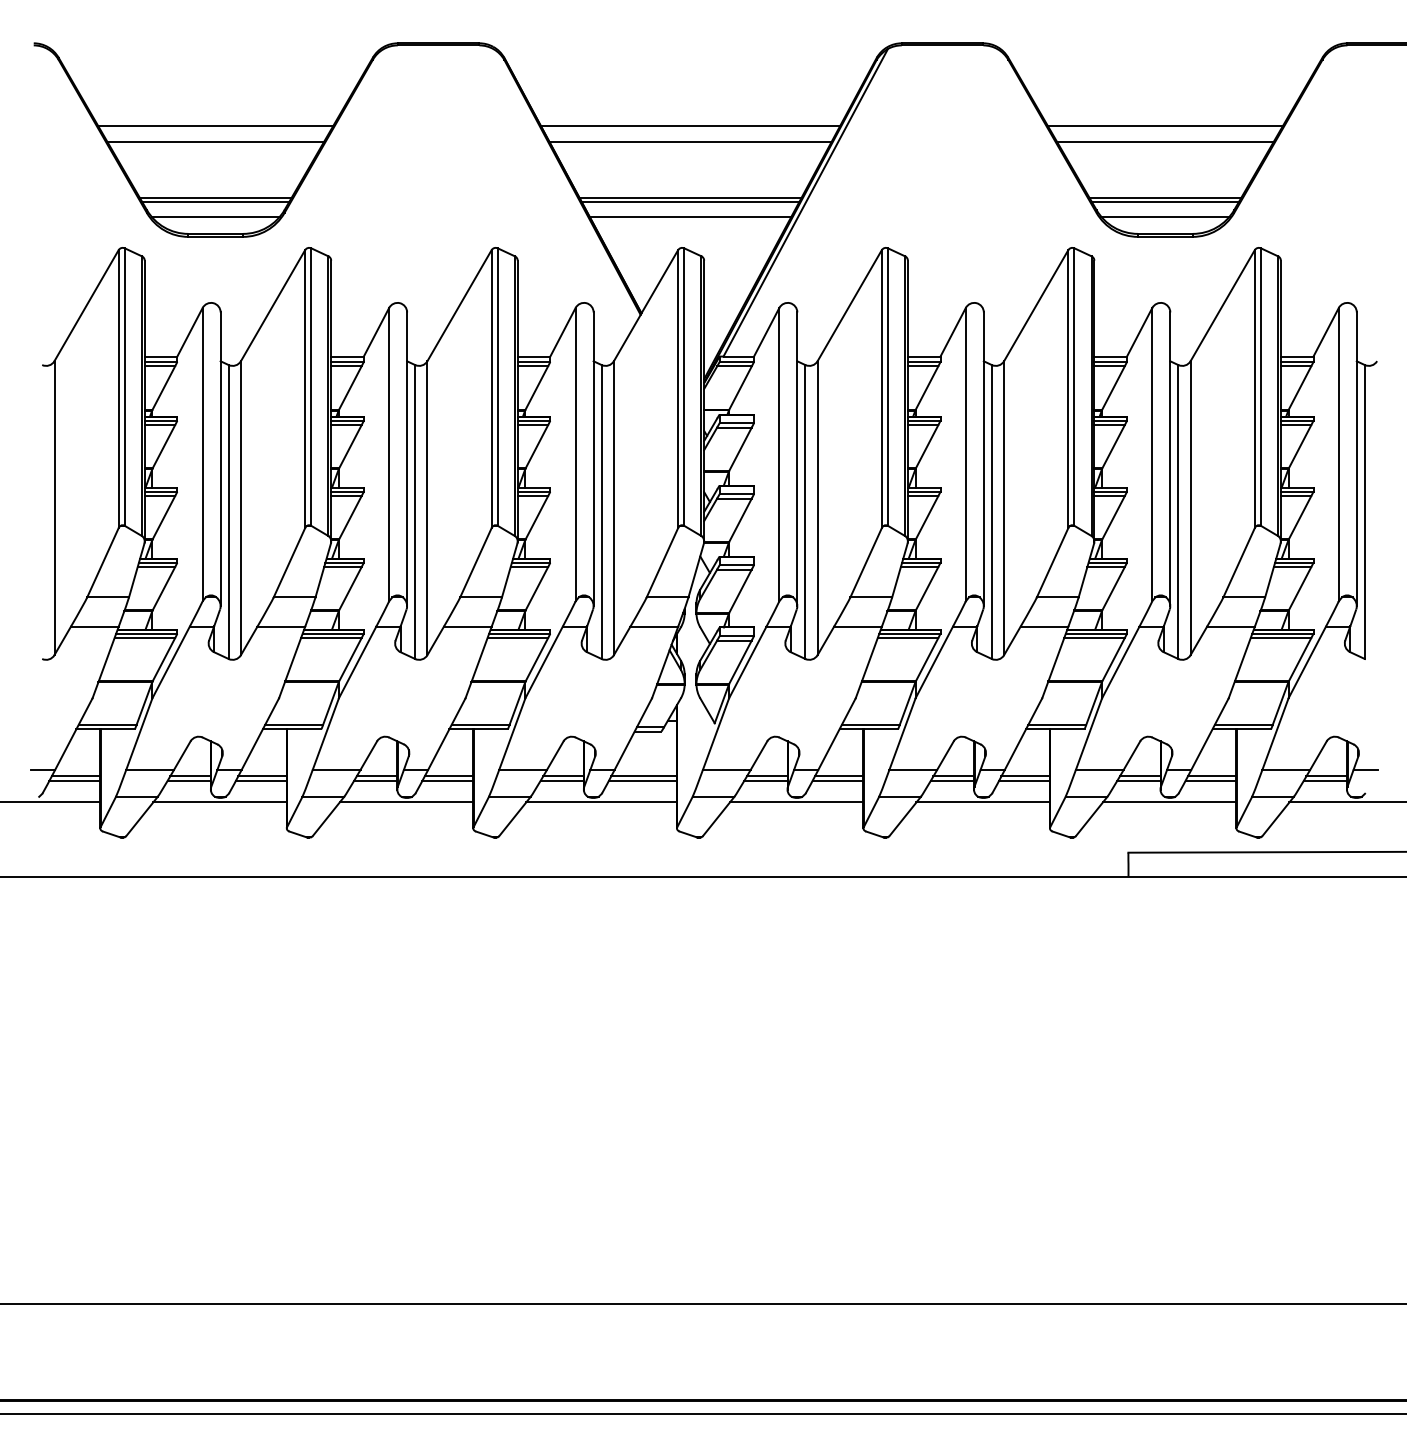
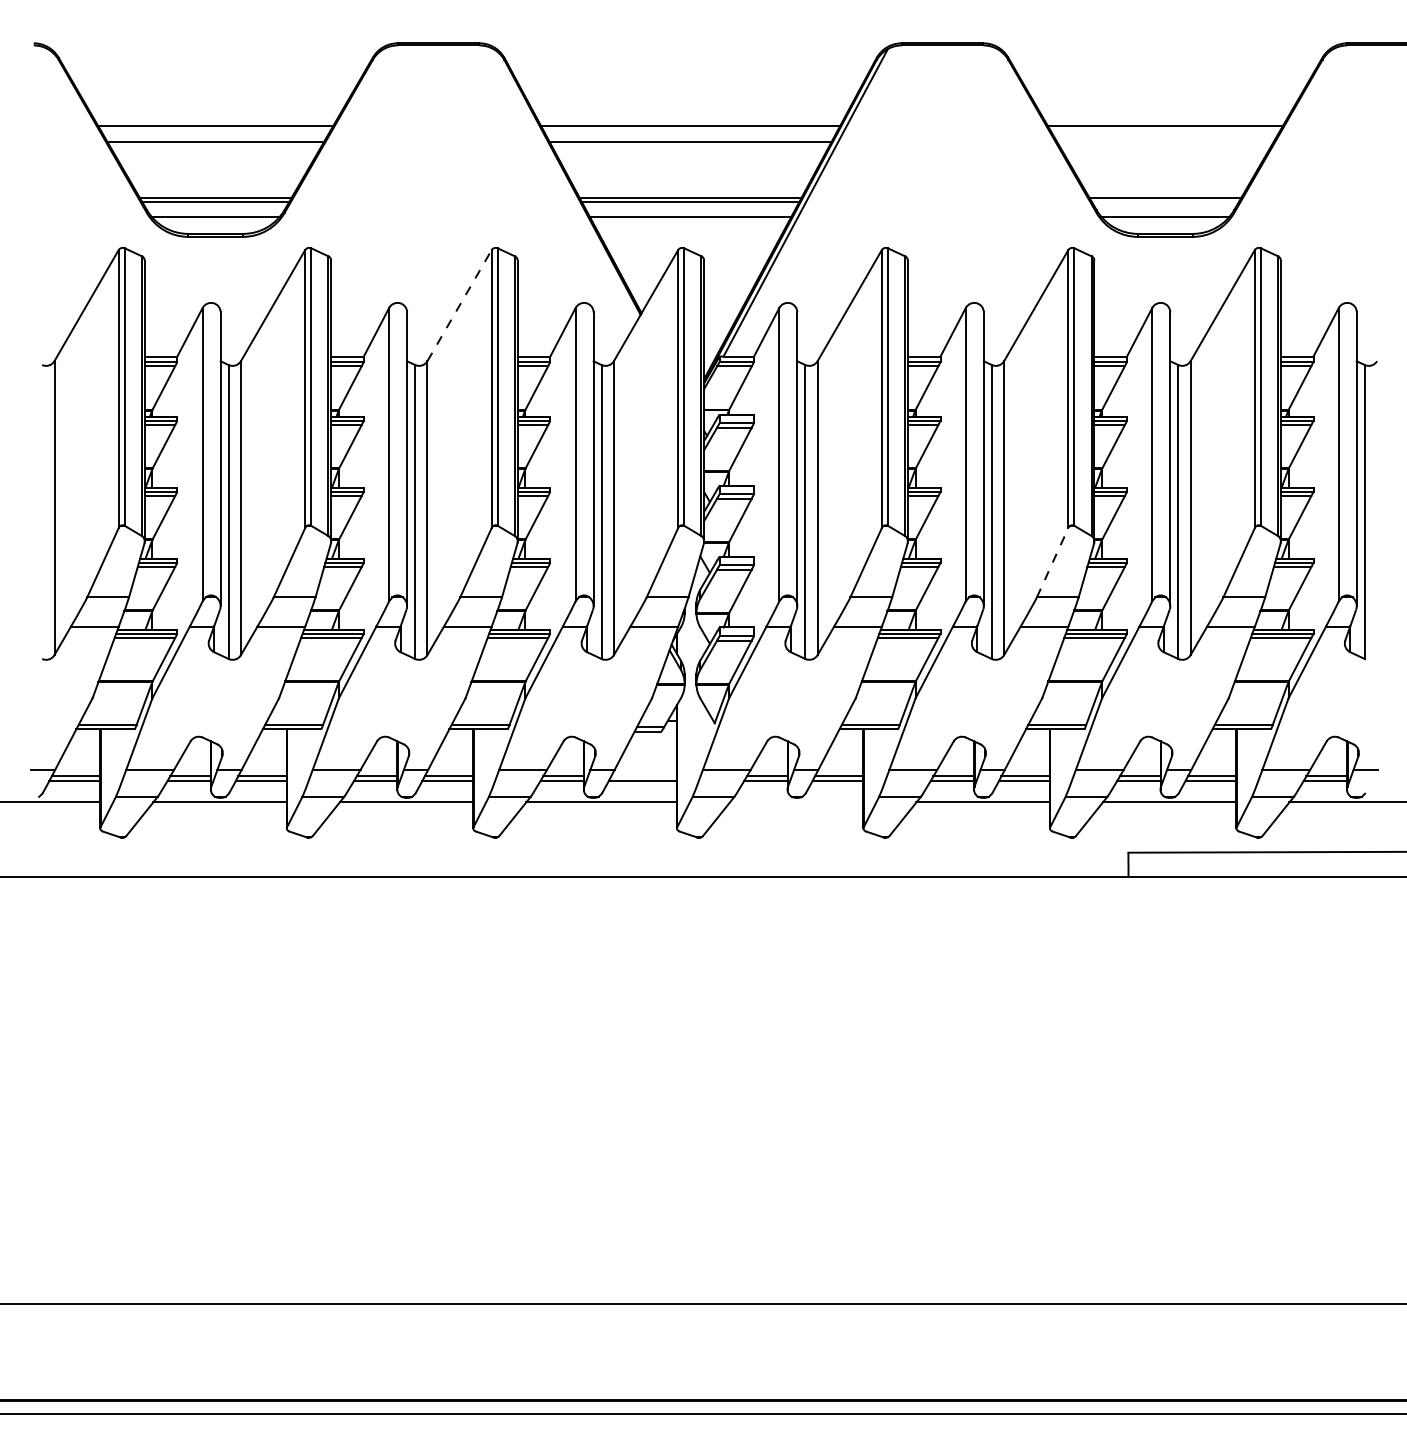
line: present -> none (1165, 142)
line: present -> none (1165, 202)
line: solid -> dashed (459, 305)
line: solid -> dashed (1052, 562)
line: present -> none (643, 776)
line: present -> none (796, 802)
